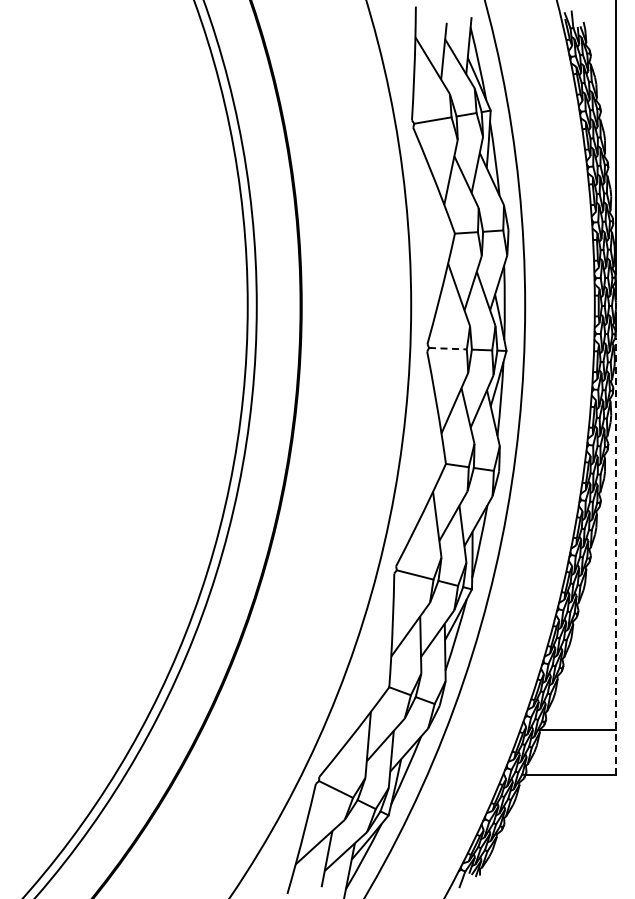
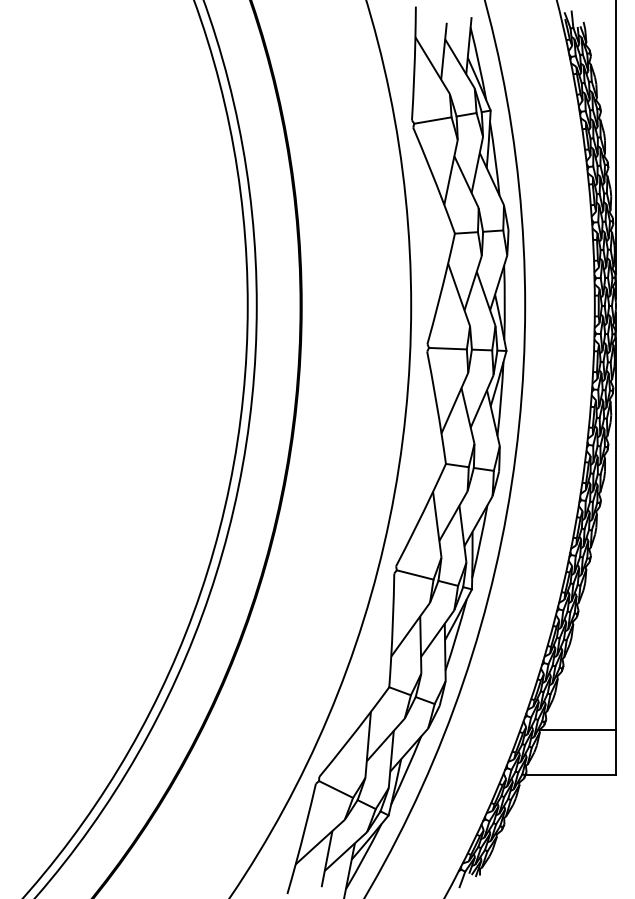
line: dashed -> solid (447, 348)
line: dashed -> solid (615, 556)
